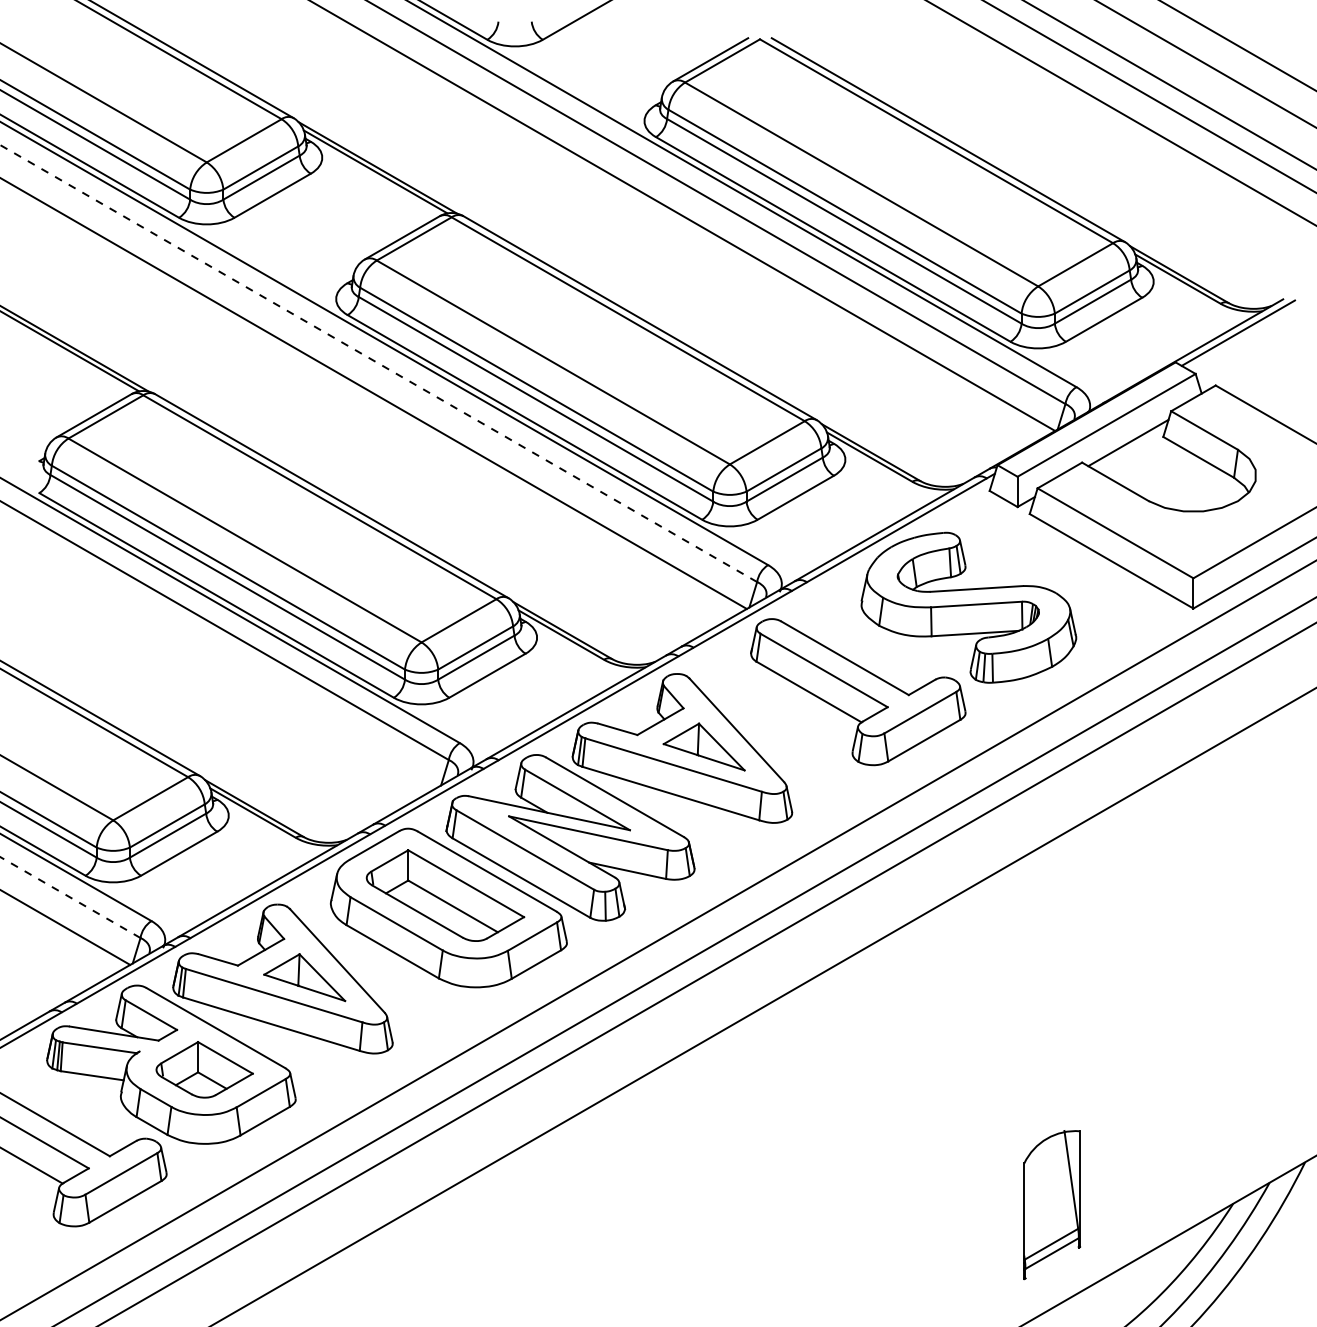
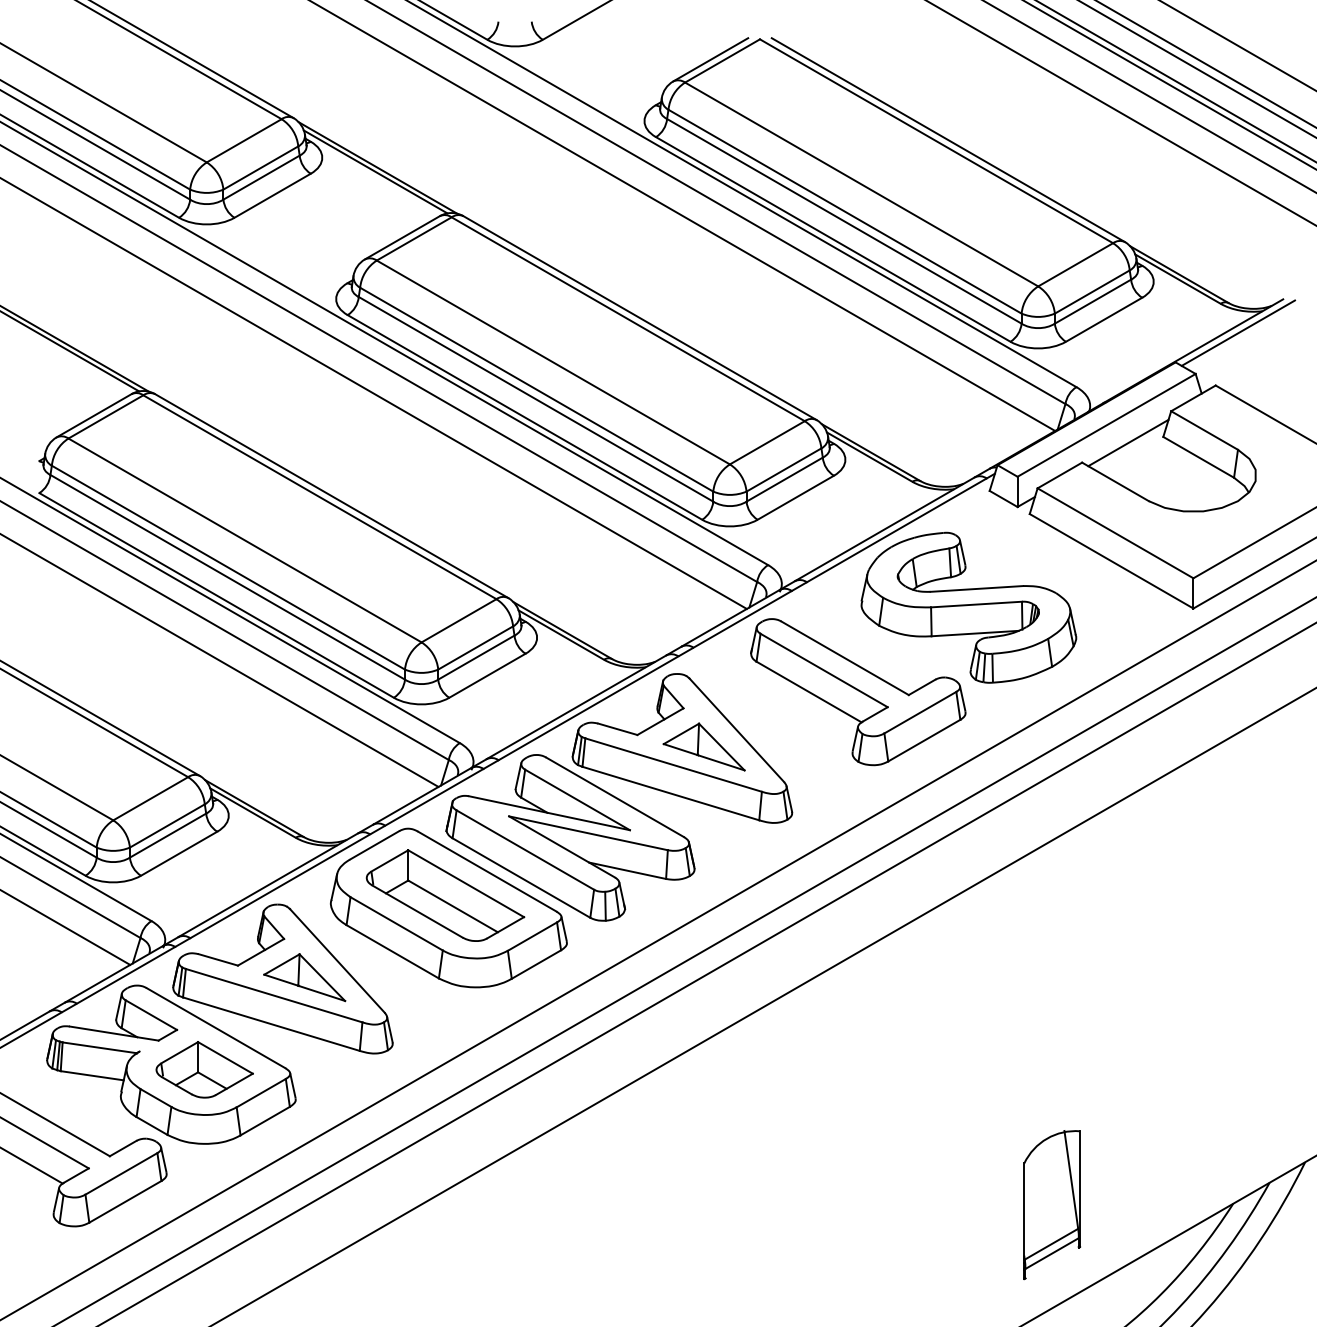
line: none -> present (1197, 69)
line: none -> present (1175, 81)
line: dashed -> solid (378, 363)
line: none -> present (220, 660)
line: dashed -> solid (70, 897)
